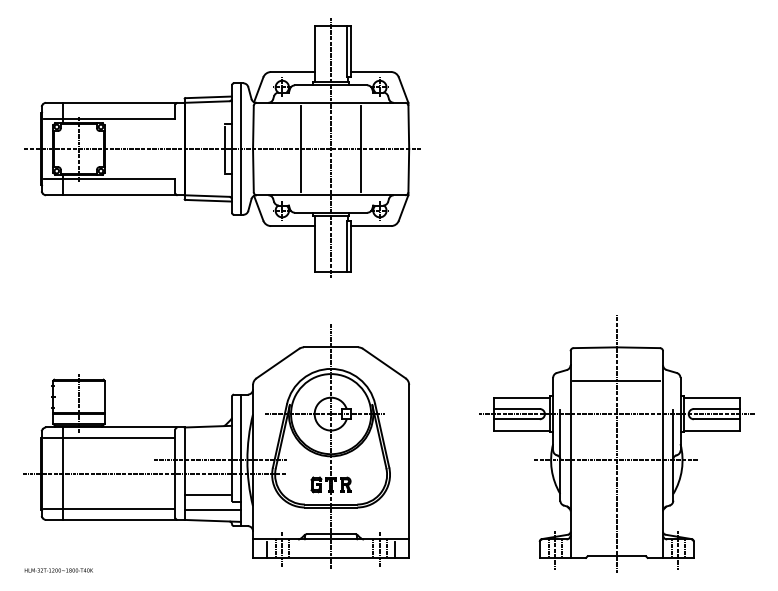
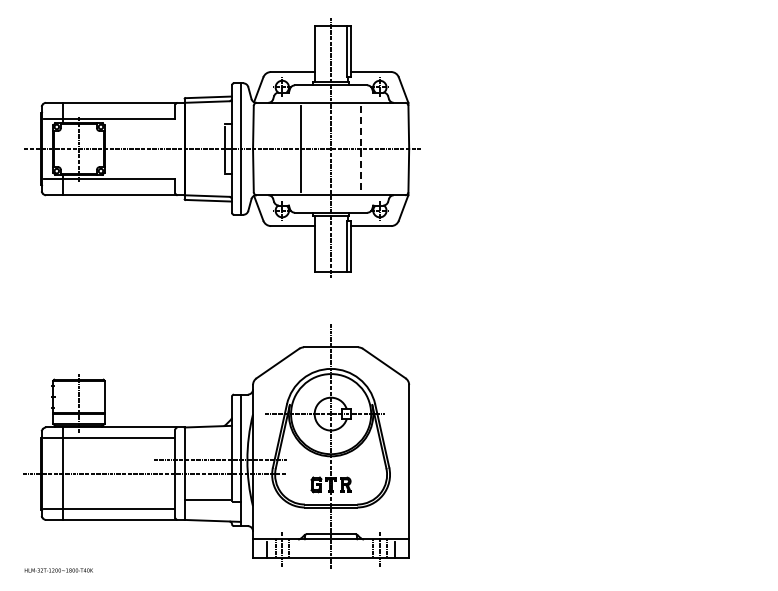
line: solid -> dashed (360, 149)
part: present -> none (616, 443)
line position: (206, 494) -> (206, 499) (206, 499)
line: present -> none (212, 510)
